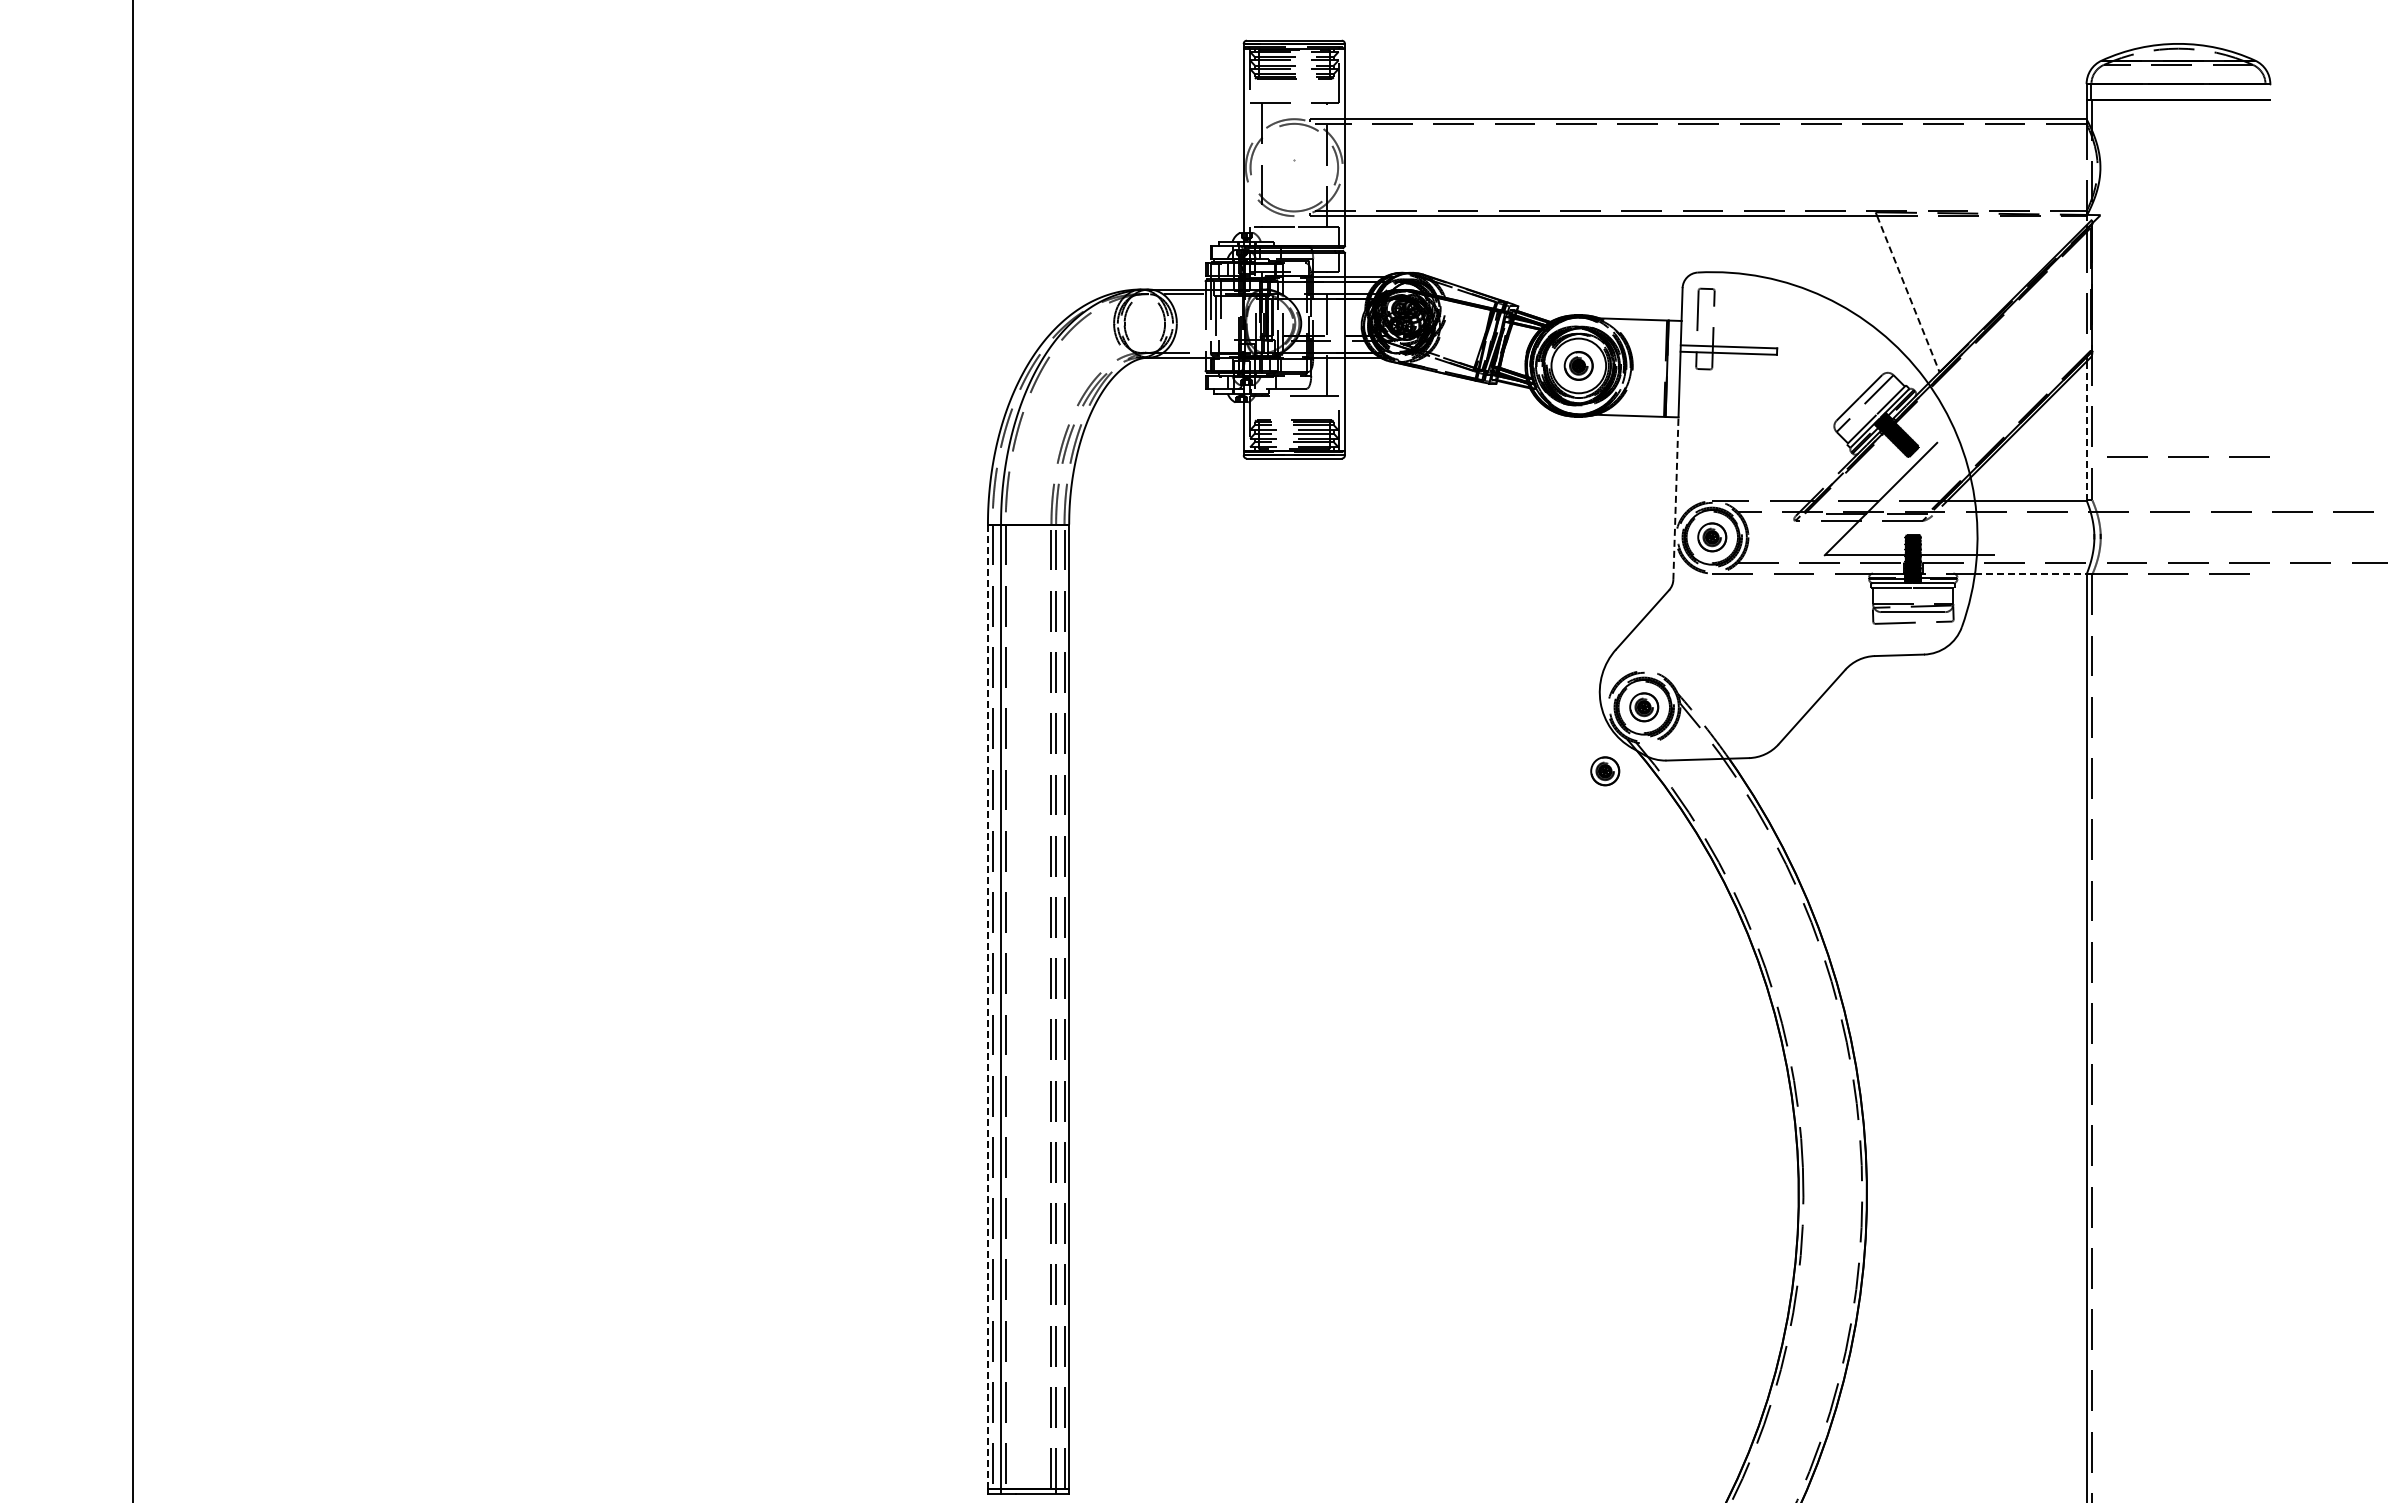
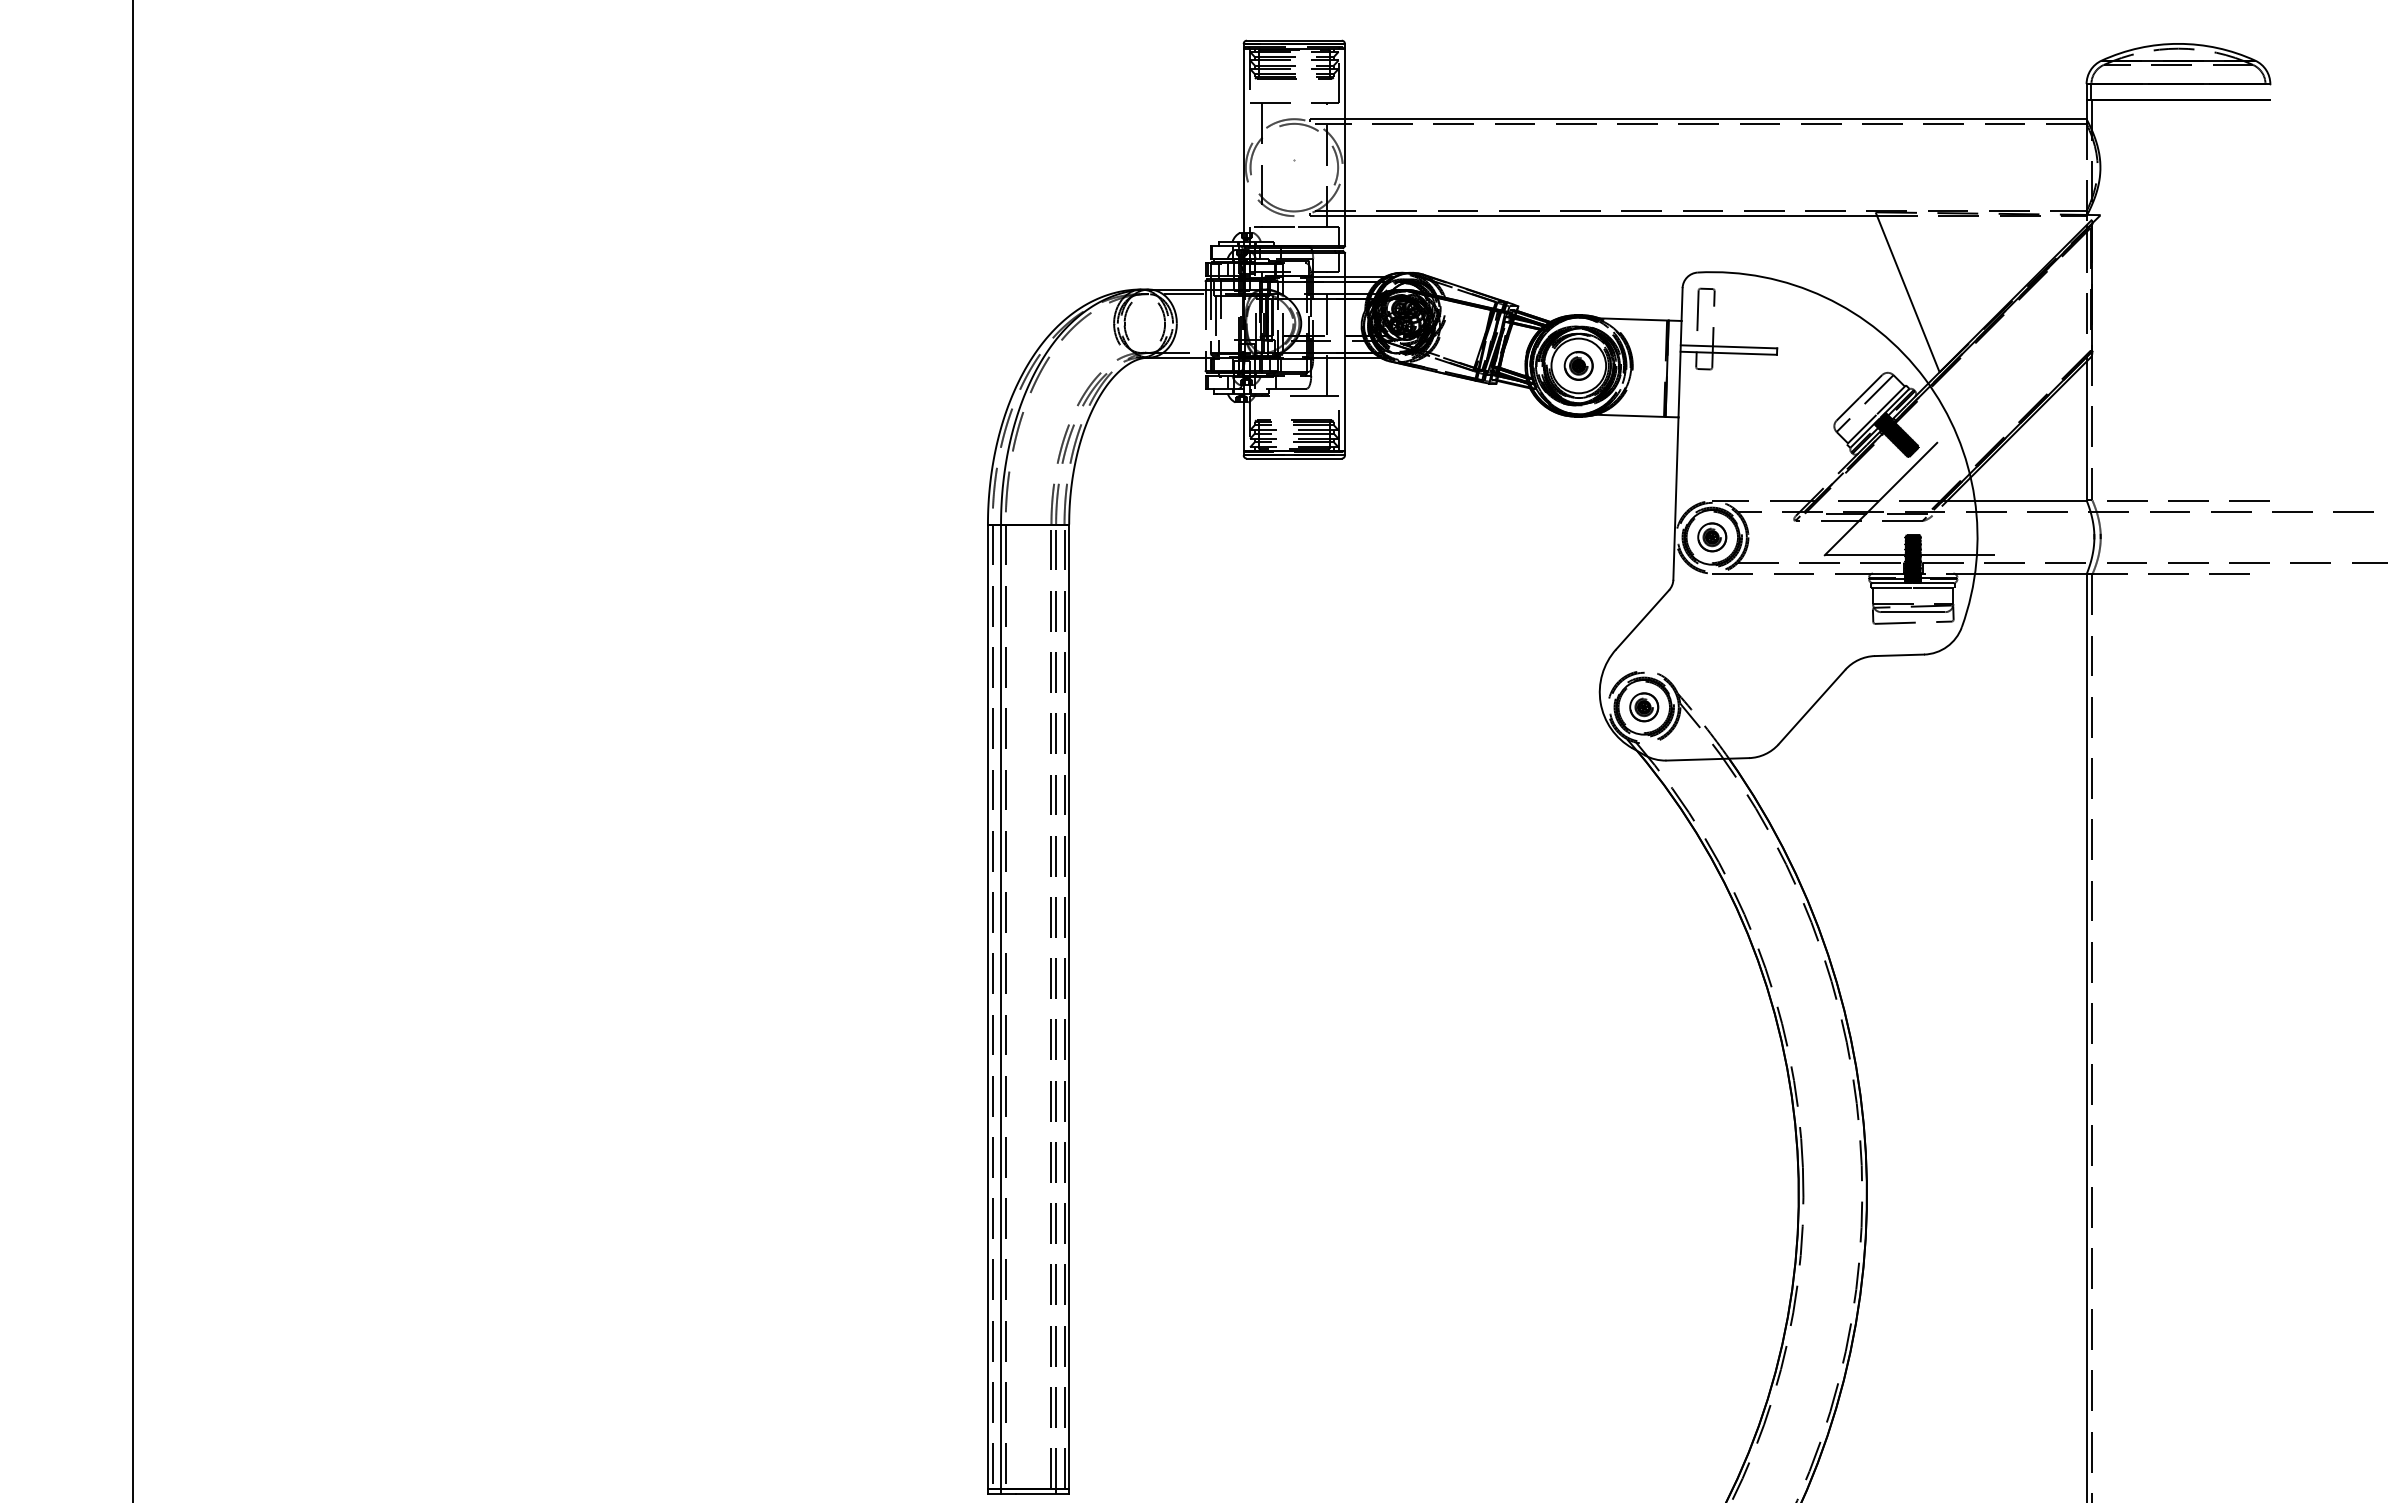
line: dashed -> solid (1908, 294)
line: dashed -> solid (2086, 431)
line position: (2188, 456) -> (2188, 500) (2188, 500)
line: dashed -> solid (1675, 498)
line: dashed -> solid (2030, 573)
part: present -> none (1605, 771)
line: dashed -> solid (987, 1007)
